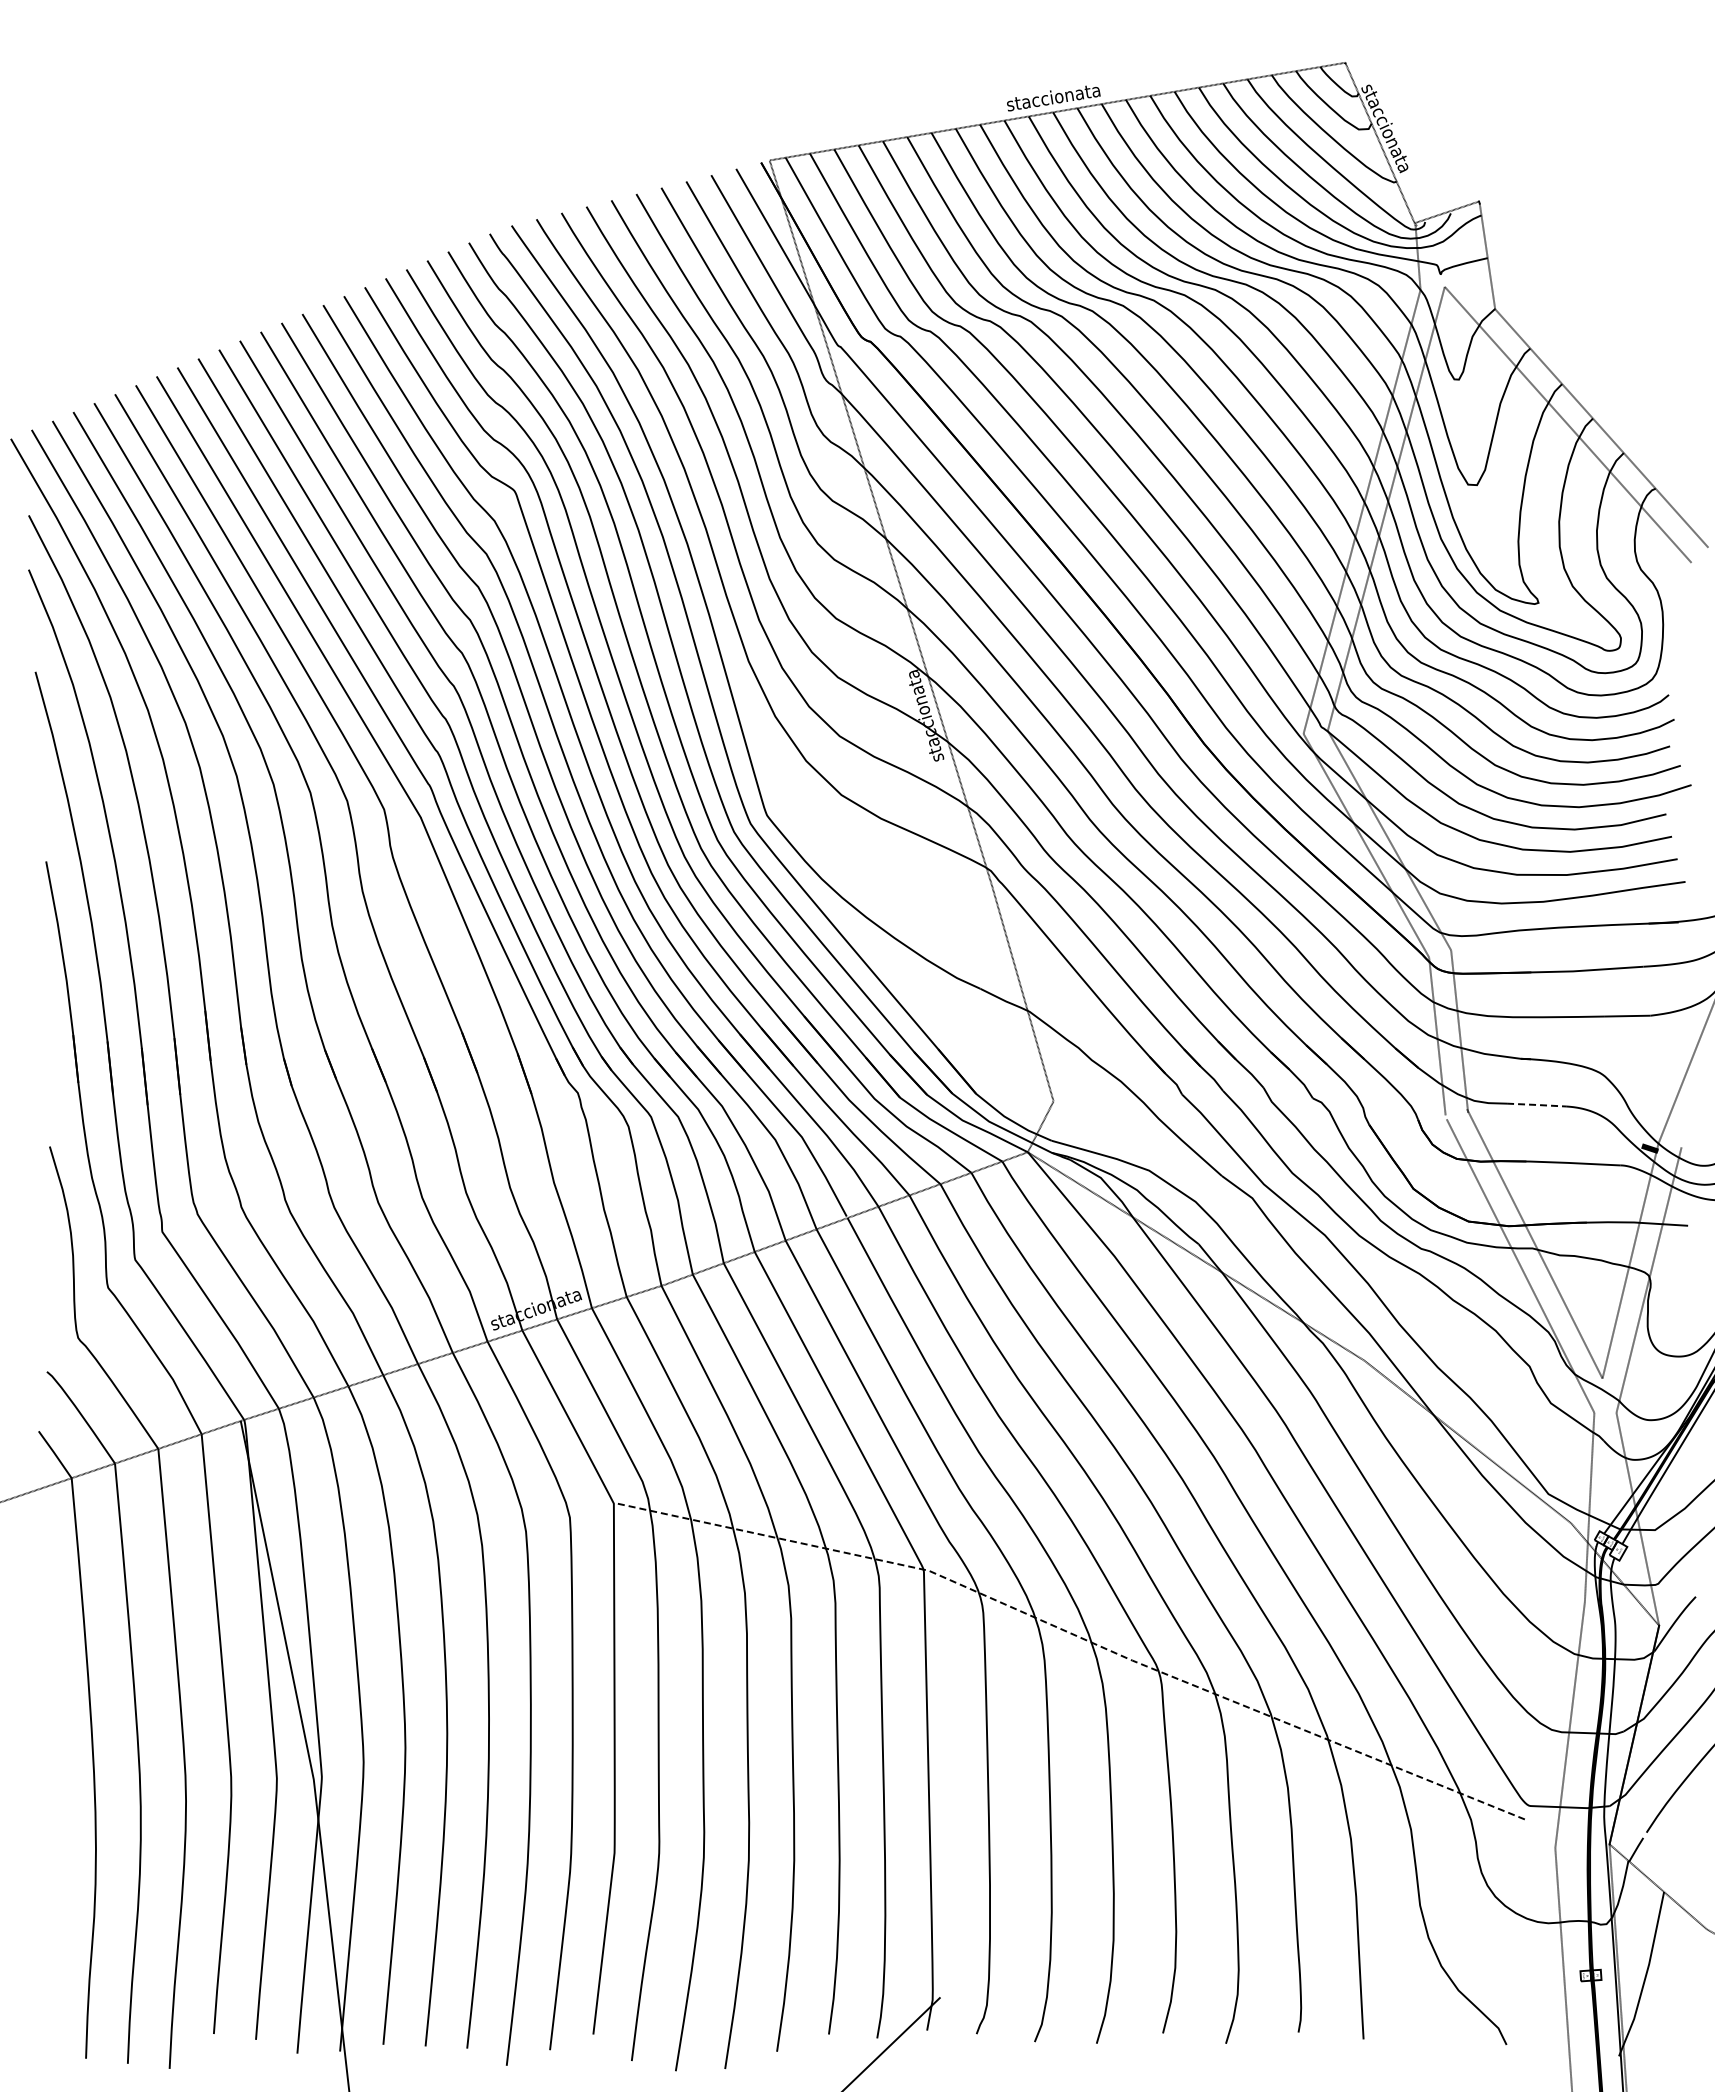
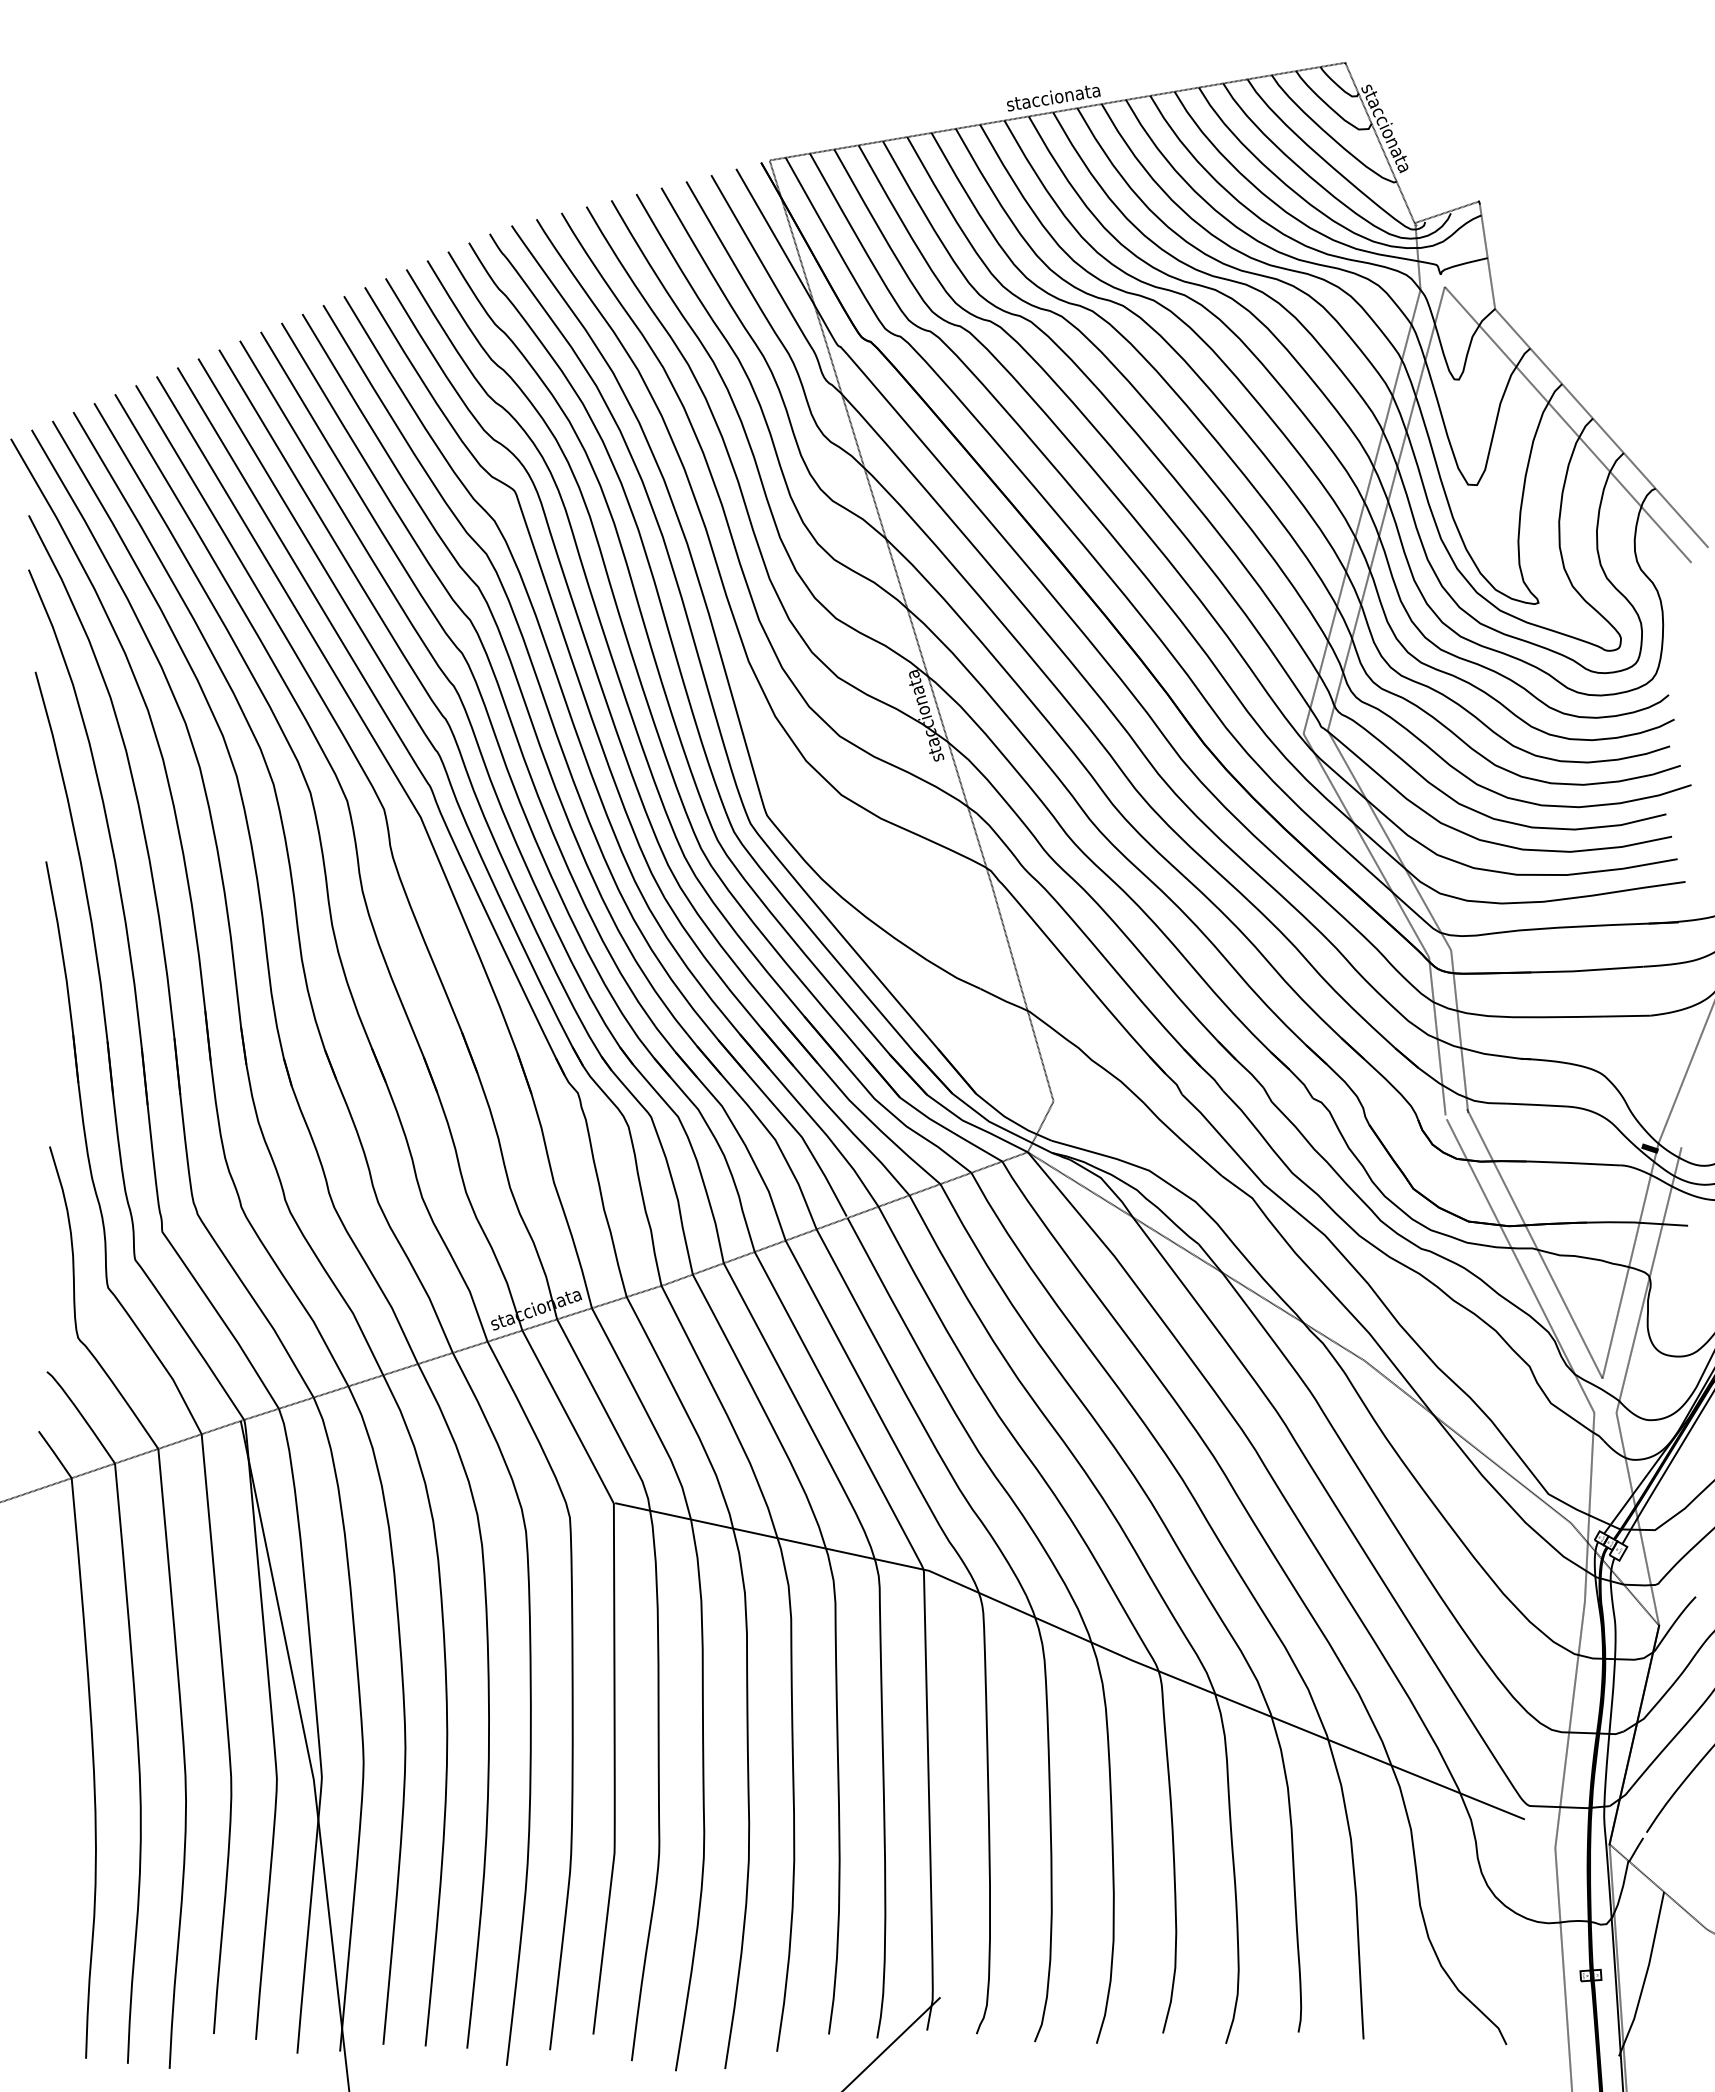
line: dashed -> solid (1536, 1104)
line: dashed -> solid (1076, 1636)
